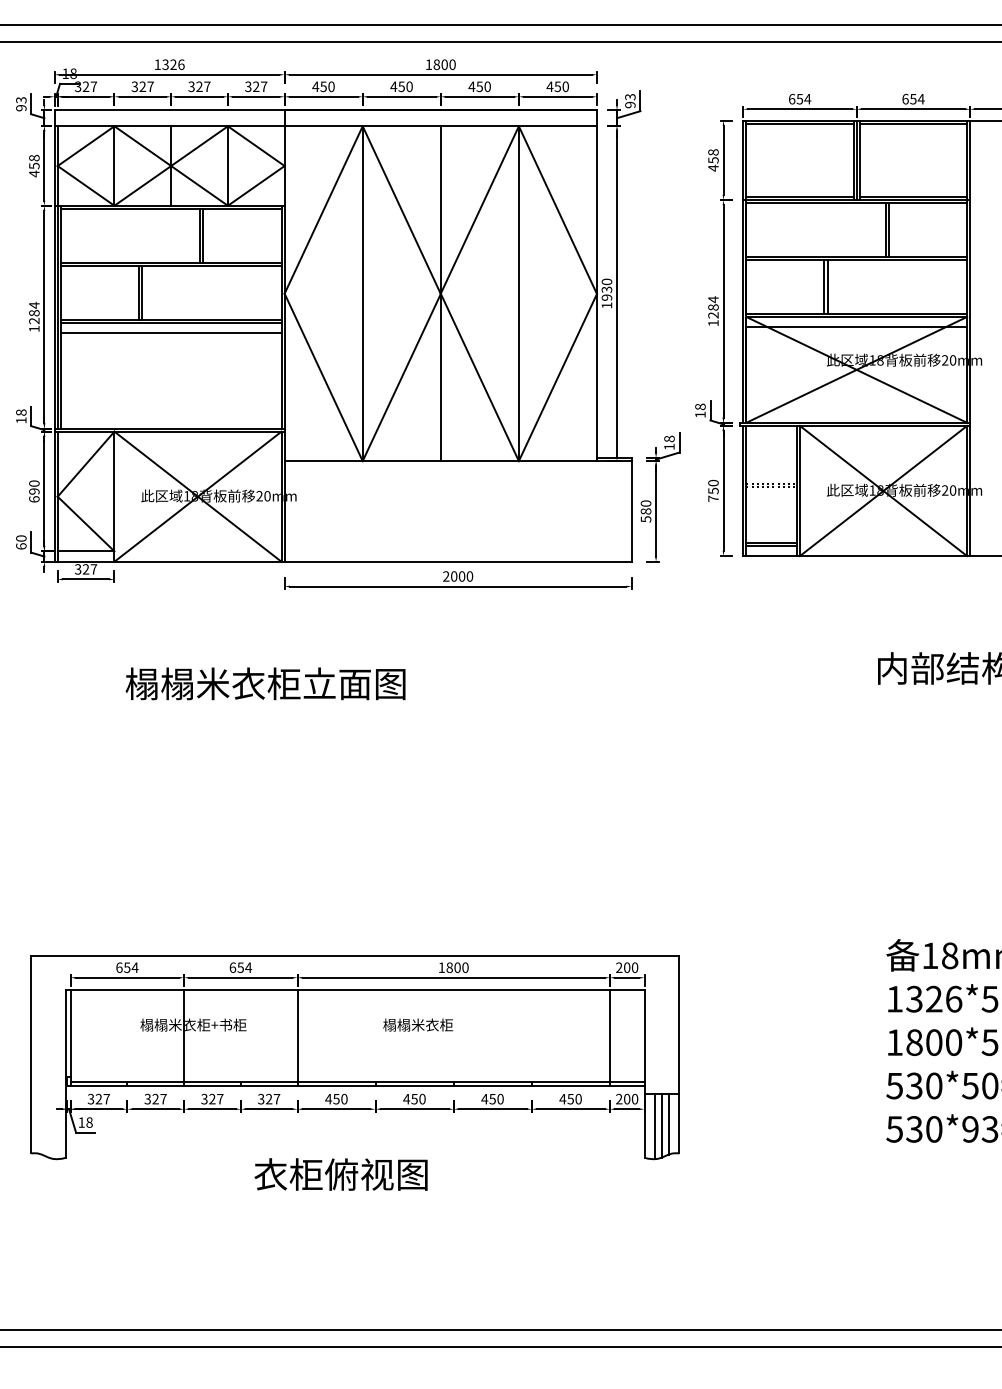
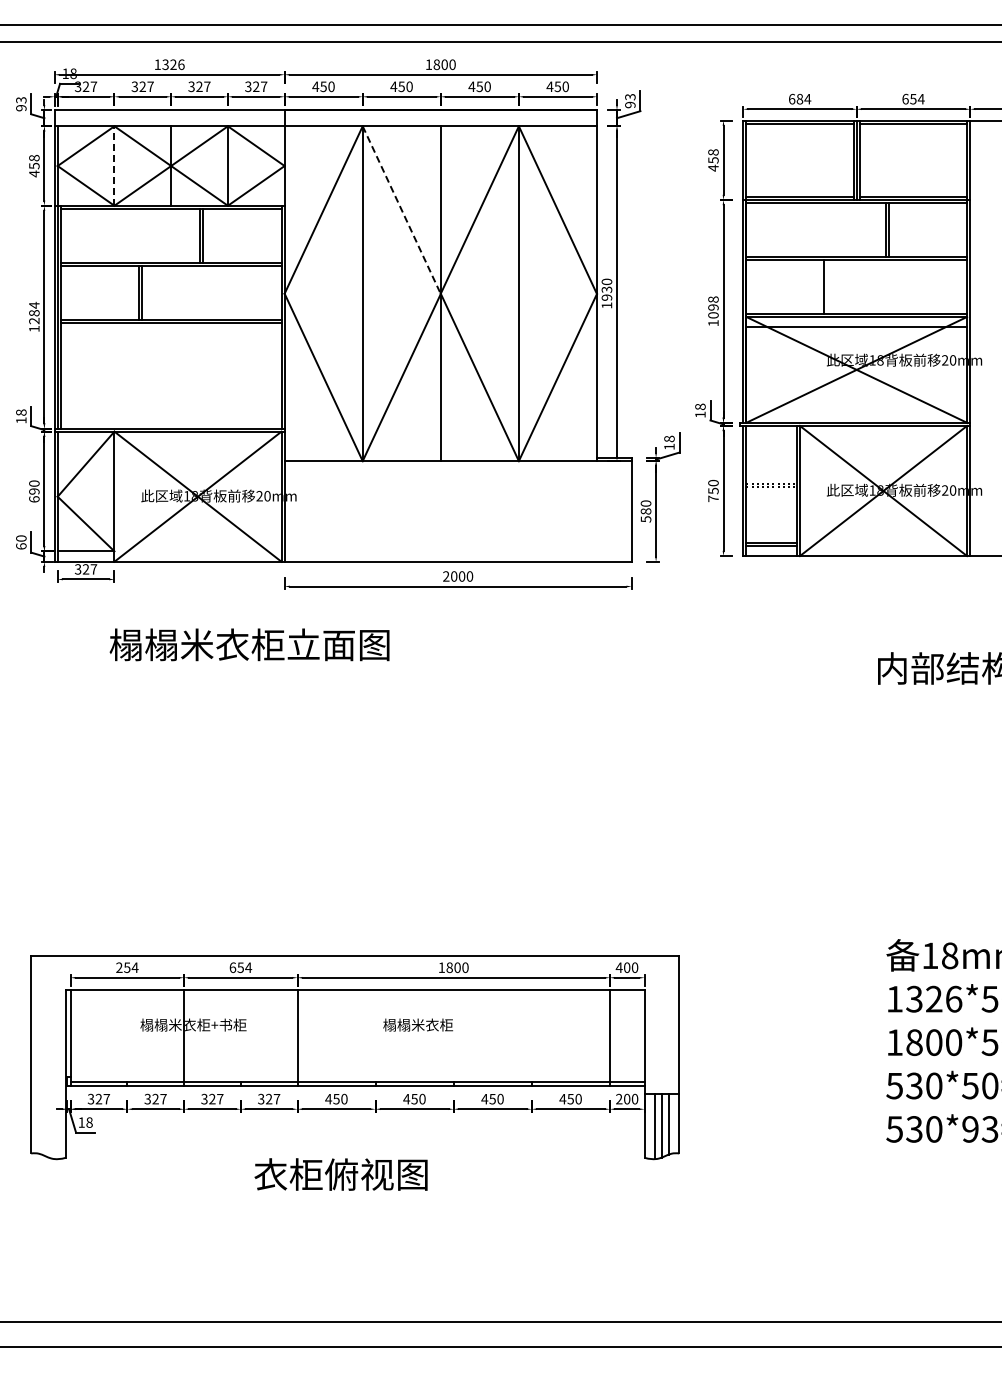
text: 654 -> 684 (799, 99)
line: solid -> dashed (114, 166)
line: solid -> dashed (401, 210)
line: present -> none (827, 286)
text: 1284 -> 1098 (713, 307)
line: present -> none (170, 333)
text position: (265, 683) -> (249, 644) (249, 644)
text: 654 -> 254 (119, 967)
text: 200 -> 400 (618, 967)
line position: (500, 1330) -> (500, 1322) (500, 1322)
